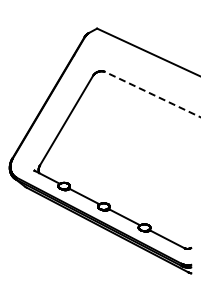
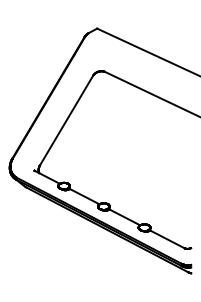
line: dashed -> solid (152, 94)
